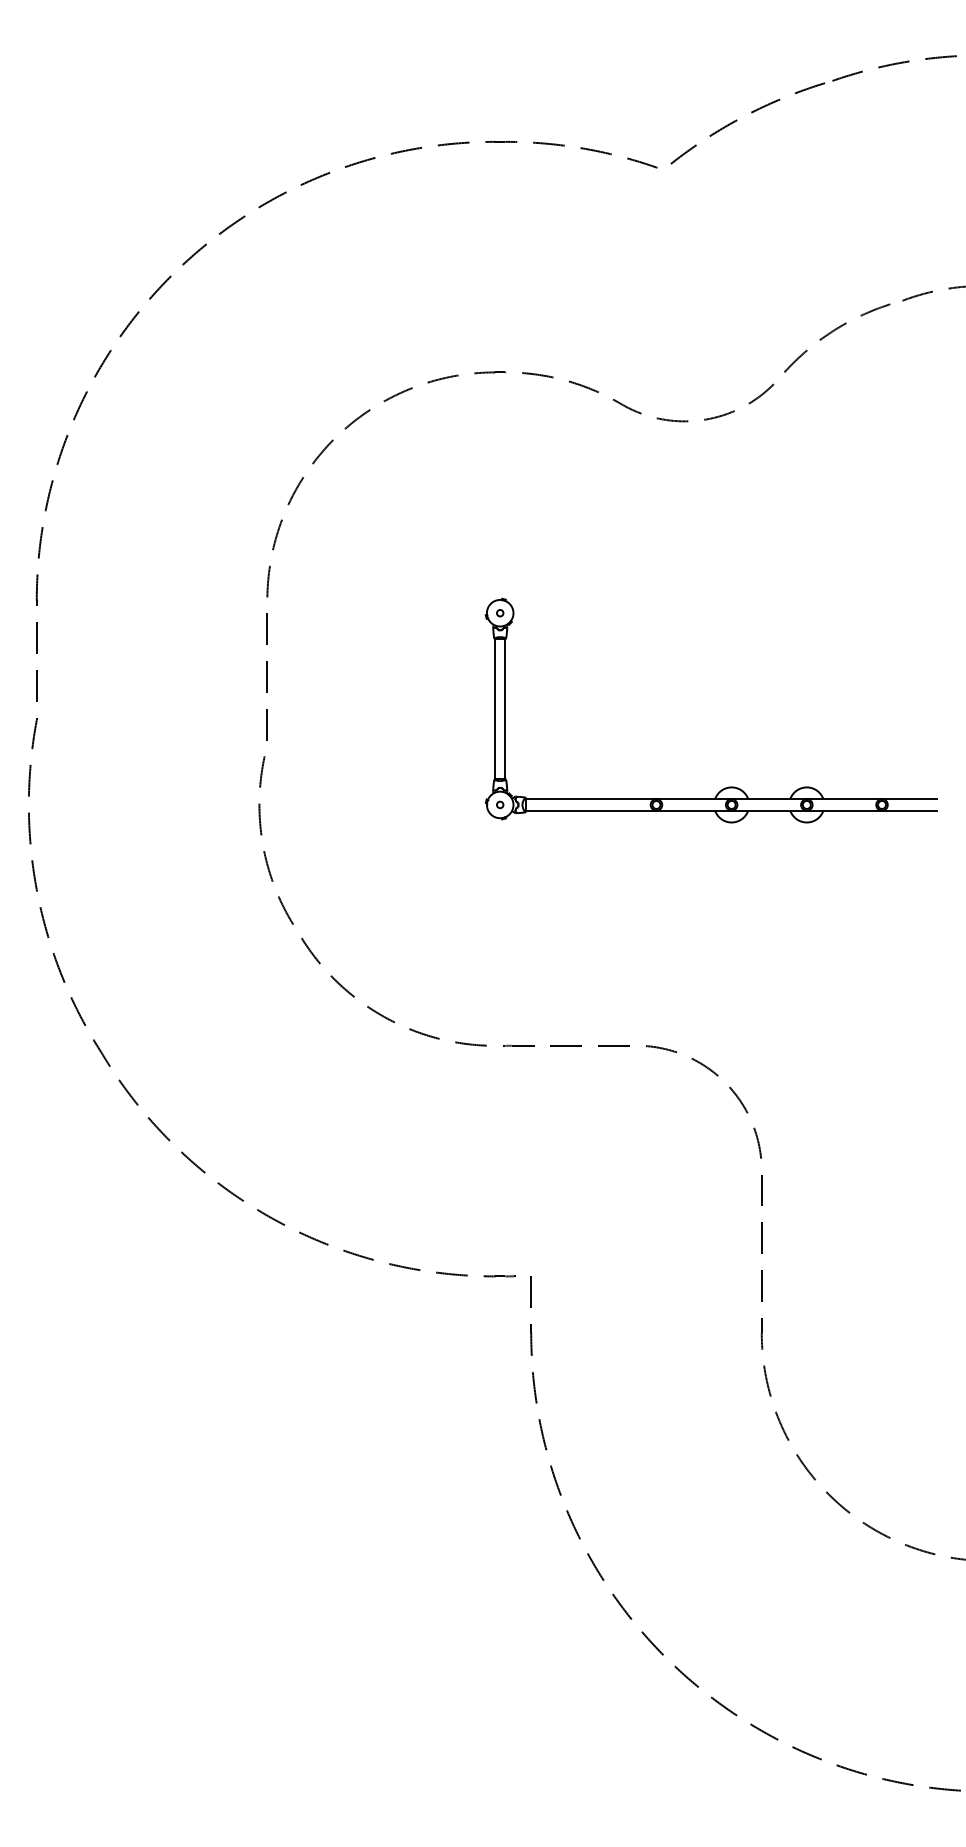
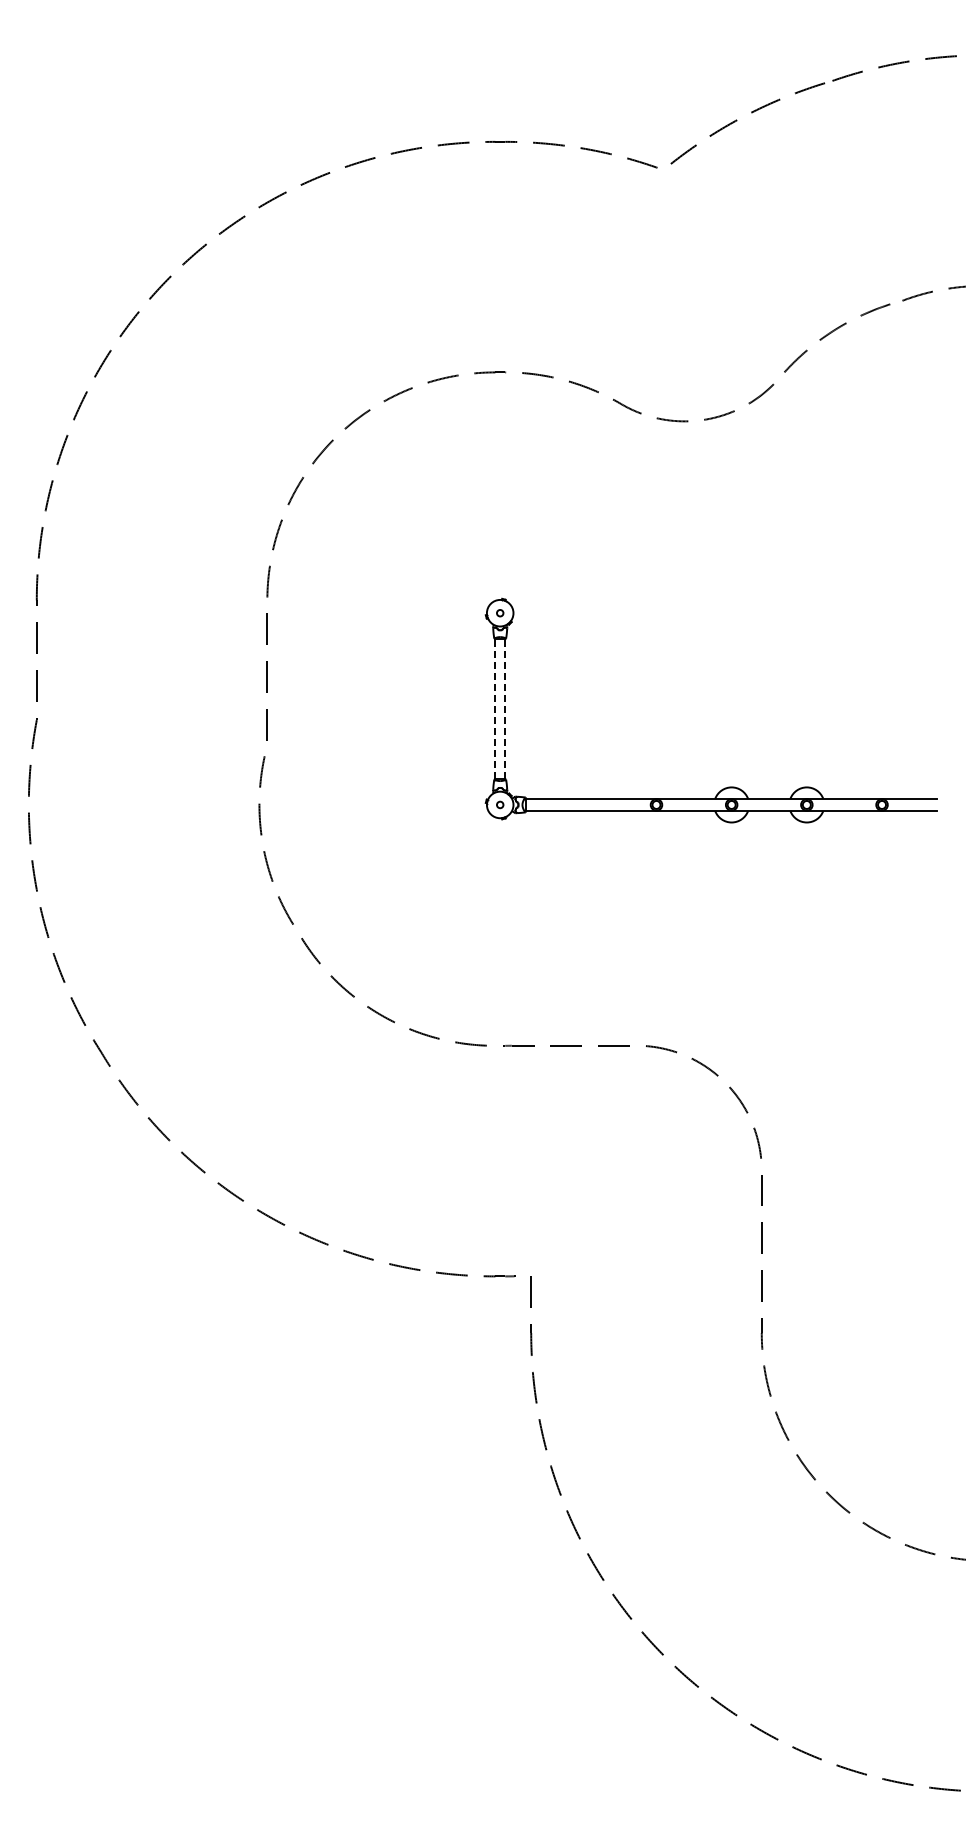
line: solid -> dashed (495, 709)
line: solid -> dashed (504, 709)
